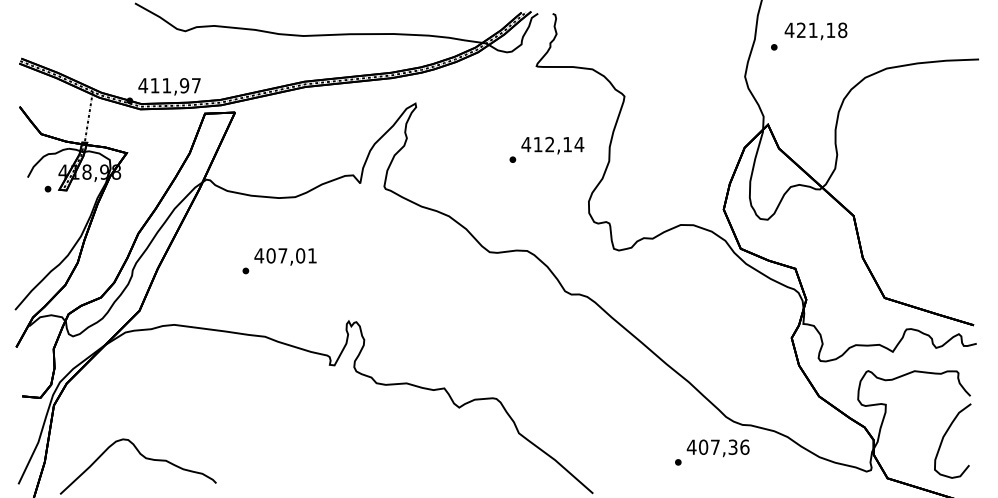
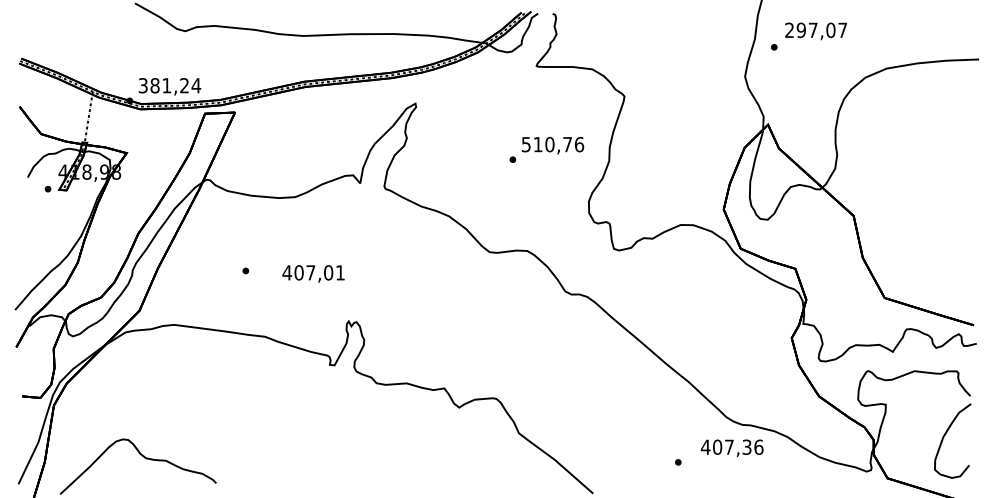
text: 421,18 -> 297,07 (815, 30)
text: 411,97 -> 381,24 (169, 85)
text: 412,14 -> 510,76 (552, 144)
text position: (285, 256) -> (313, 273) (313, 273)
text position: (717, 448) -> (731, 448) (731, 448)
